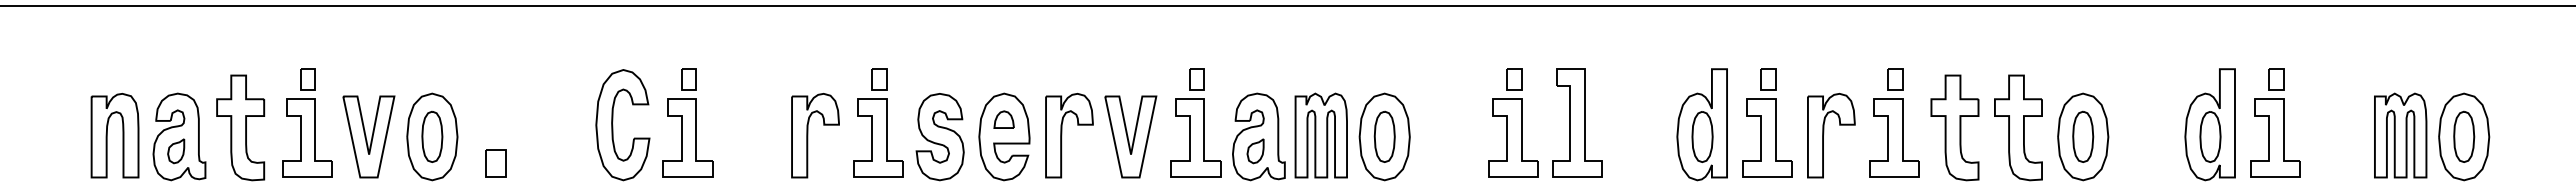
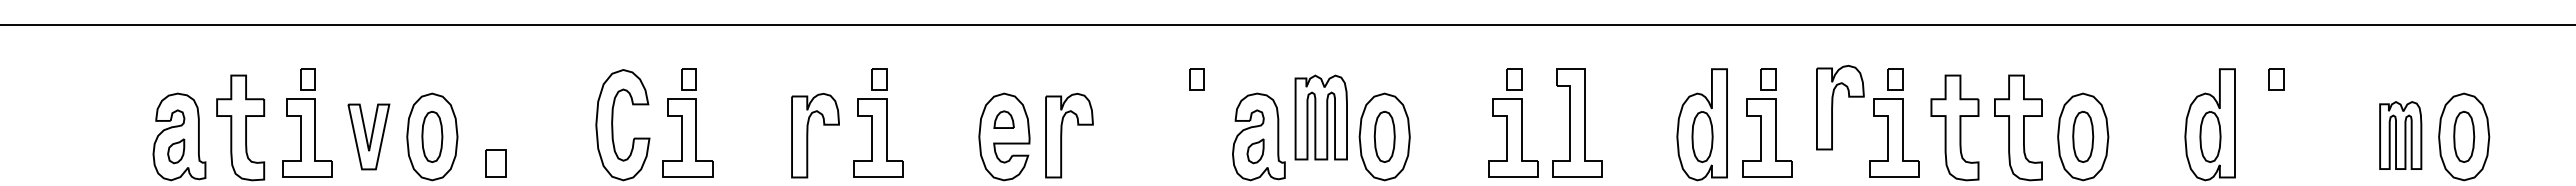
line position: (1287, 5) -> (1287, 24) (1287, 24)
part position: (1824, 133) -> (1833, 105) (1833, 105)
part: present -> none (107, 135)
part position: (1320, 135) -> (1320, 117) (1320, 117)
part size: 54x87 px -> 44x69 px (2400, 135)
part size: 54x84 px -> 44x68 px (368, 136)
part: present -> none (1130, 136)
part: present -> none (939, 137)
part: present -> none (1195, 137)
part: present -> none (2275, 137)
